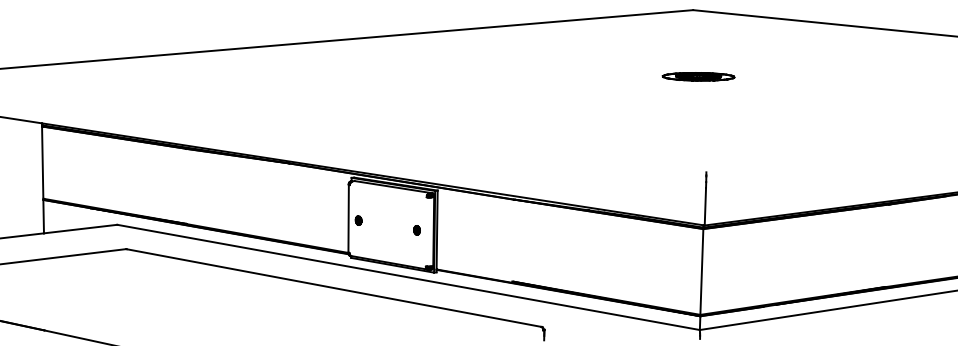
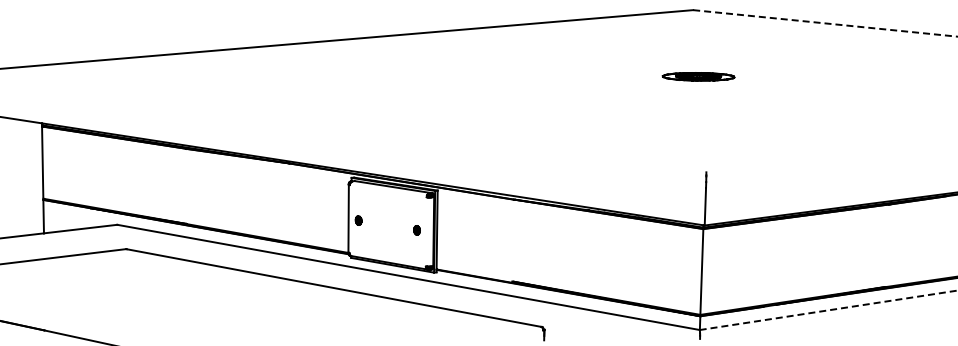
line: solid -> dashed (825, 23)
line: solid -> dashed (828, 310)
